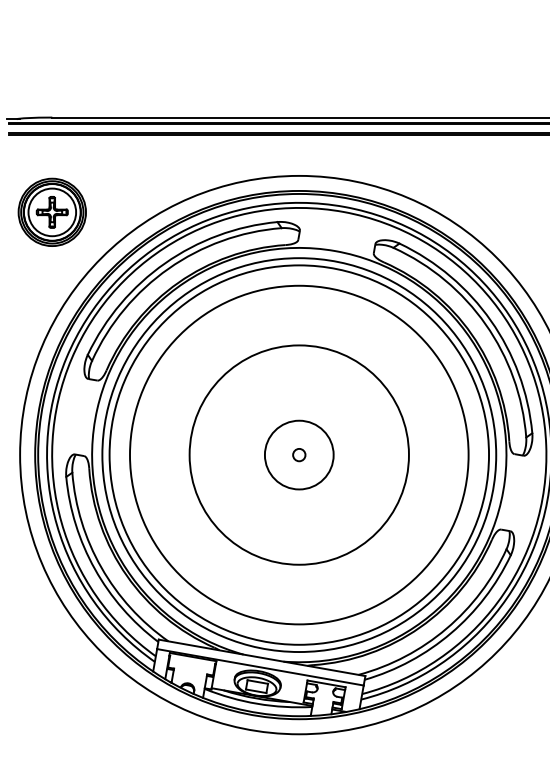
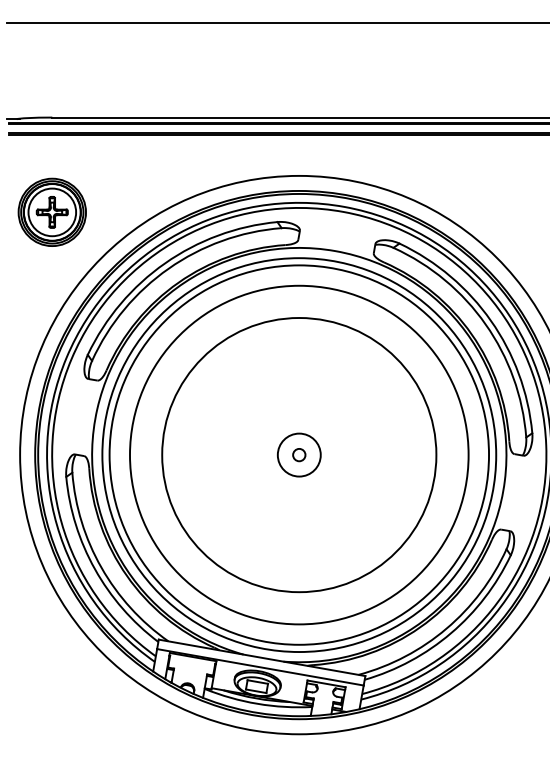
line: none -> present (276, 22)
circle diameter: 219 px -> 274 px (299, 455)
circle diameter: 69 px -> 43 px (298, 454)
